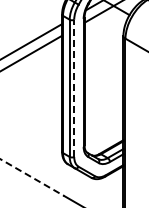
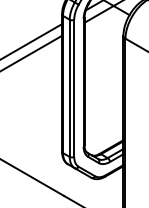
line: dashed -> solid (74, 88)
line: dashed -> solid (32, 177)
